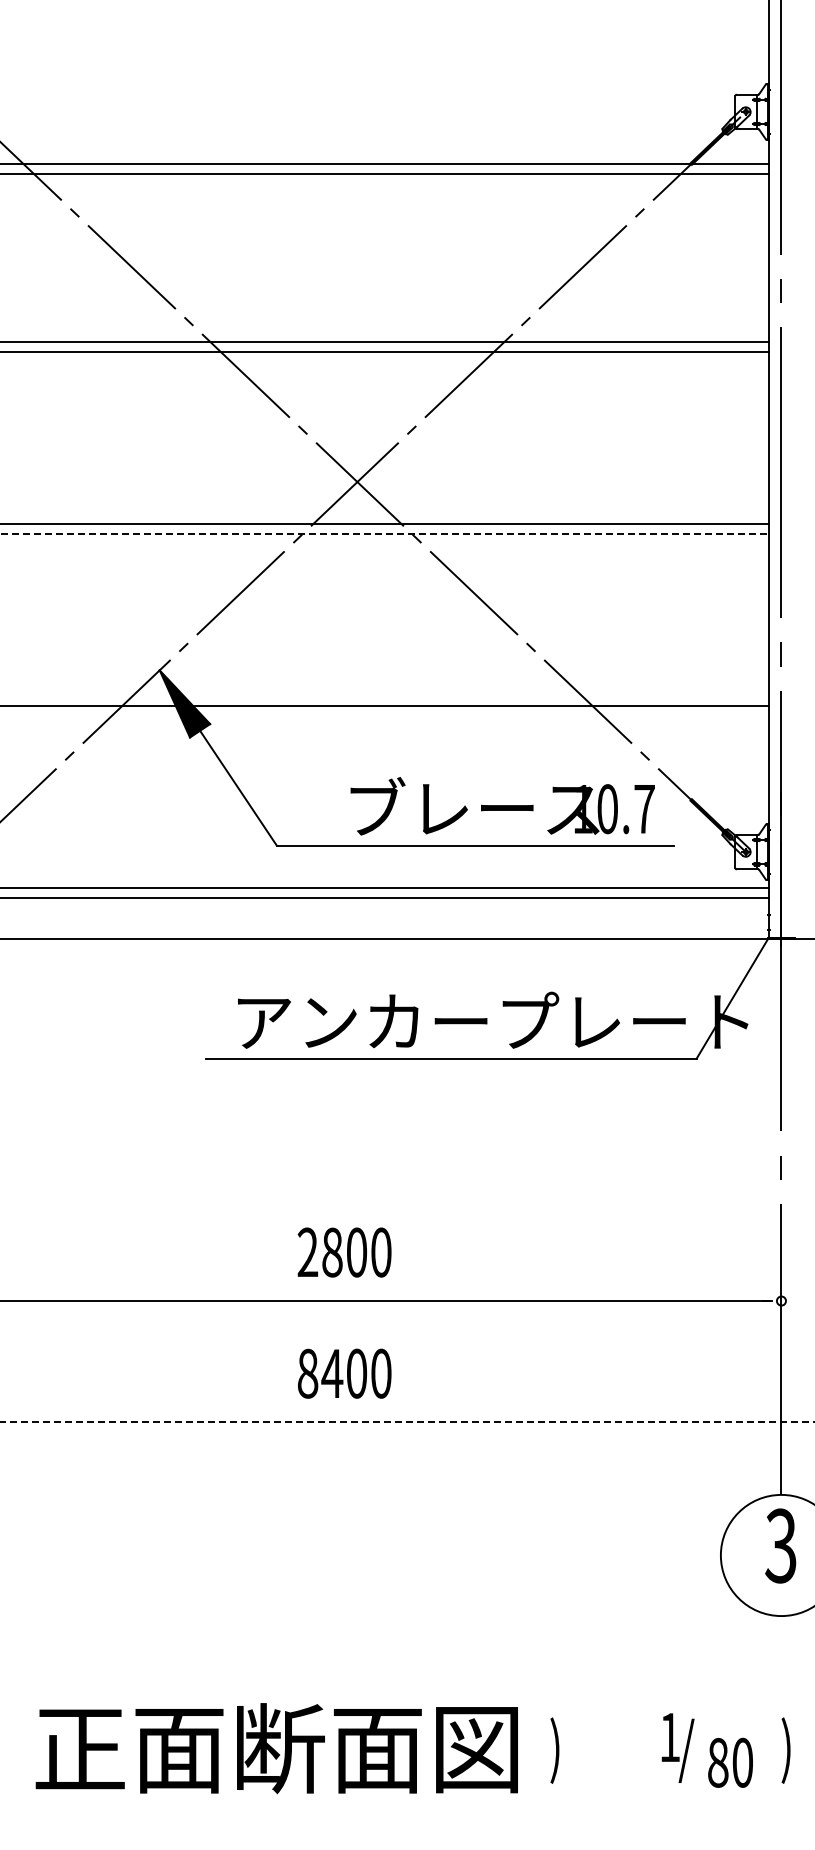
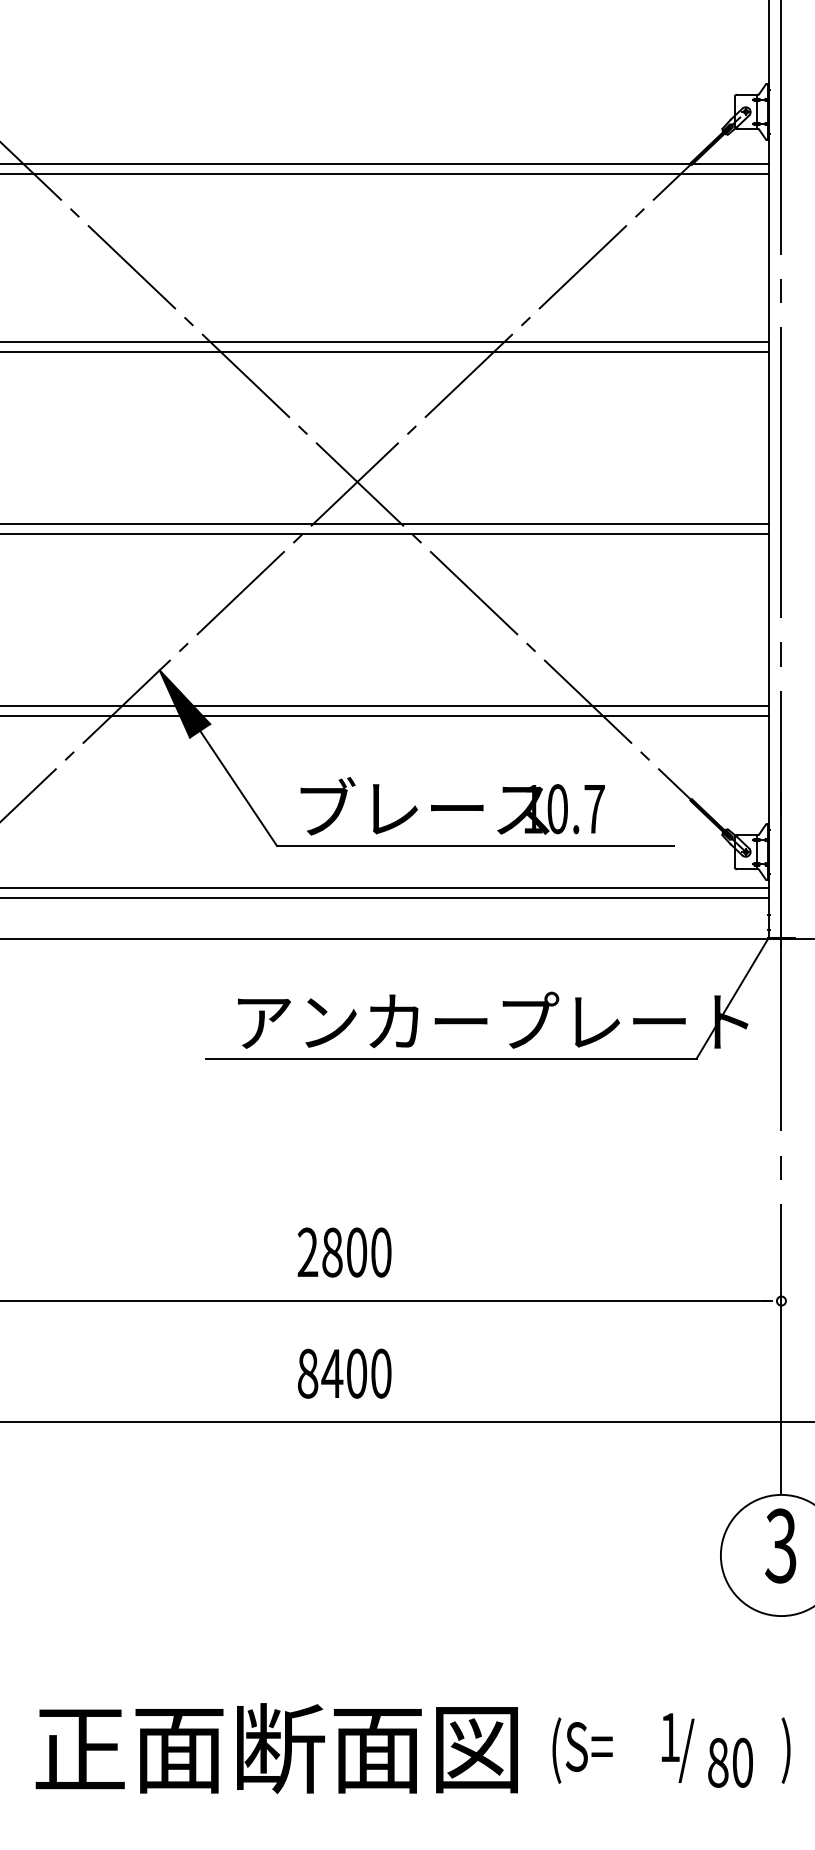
line: dashed -> solid (384, 534)
line: none -> present (385, 715)
text position: (502, 806) -> (452, 806) (452, 806)
line: dashed -> solid (407, 1422)
text: ) -> (S= (581, 1750)
